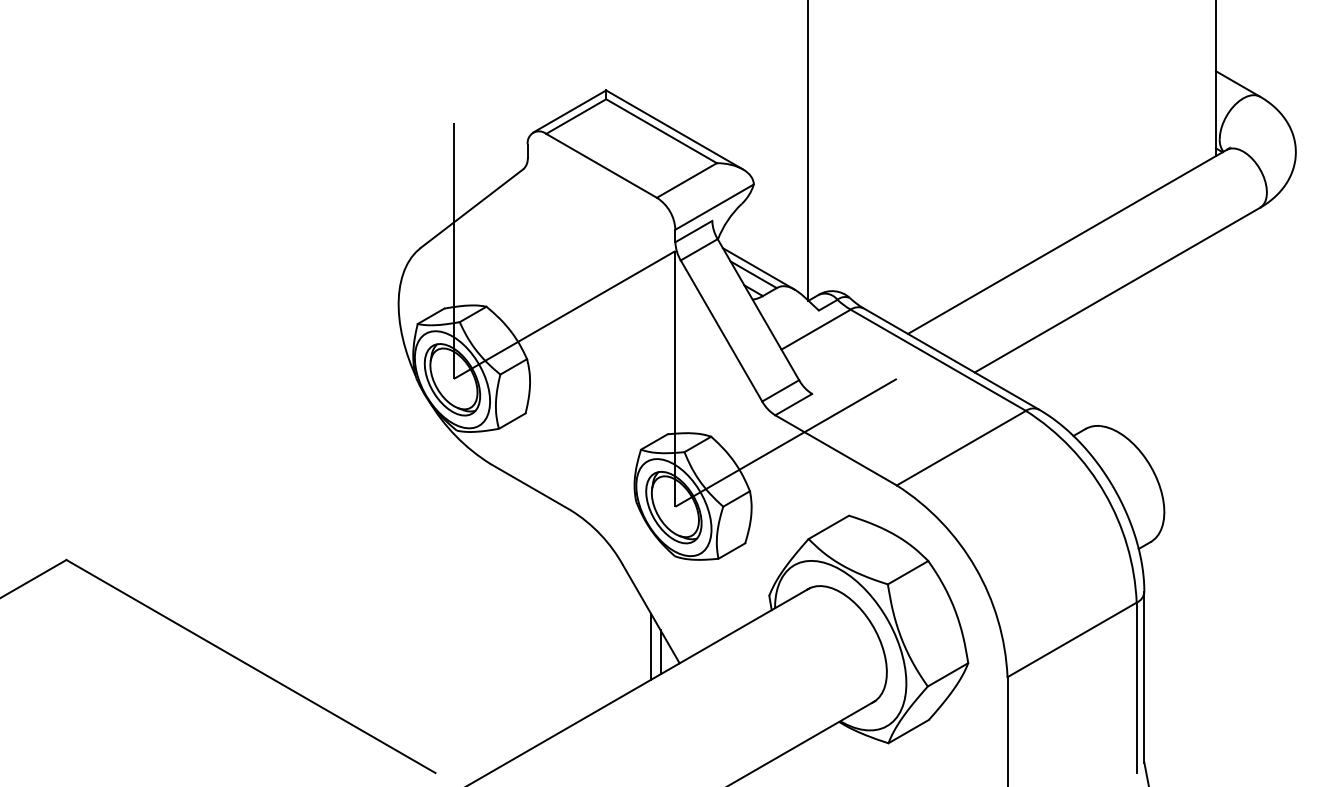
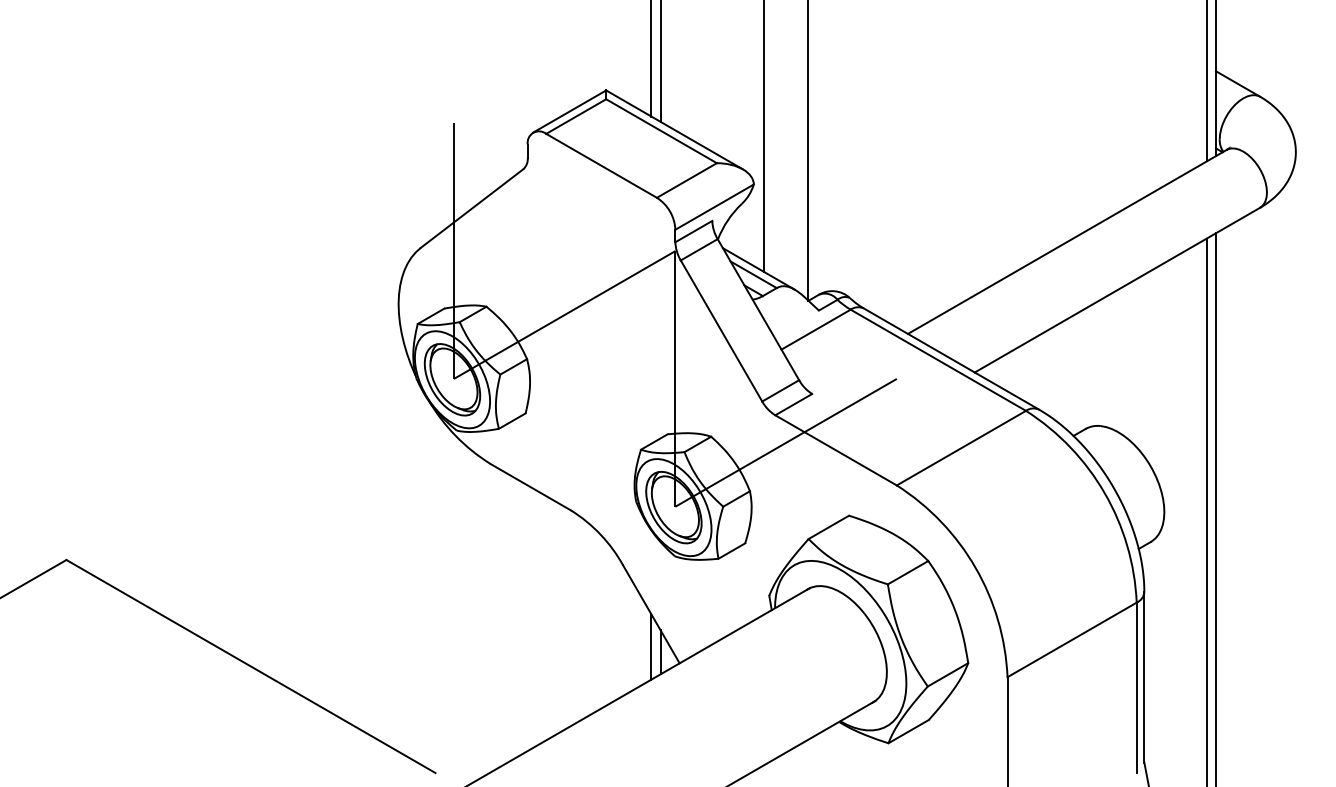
line: none -> present (651, 59)
line: none -> present (660, 61)
line: none -> present (1206, 81)
line: none -> present (763, 136)
line: none -> present (1215, 508)
line: none -> present (1206, 510)
